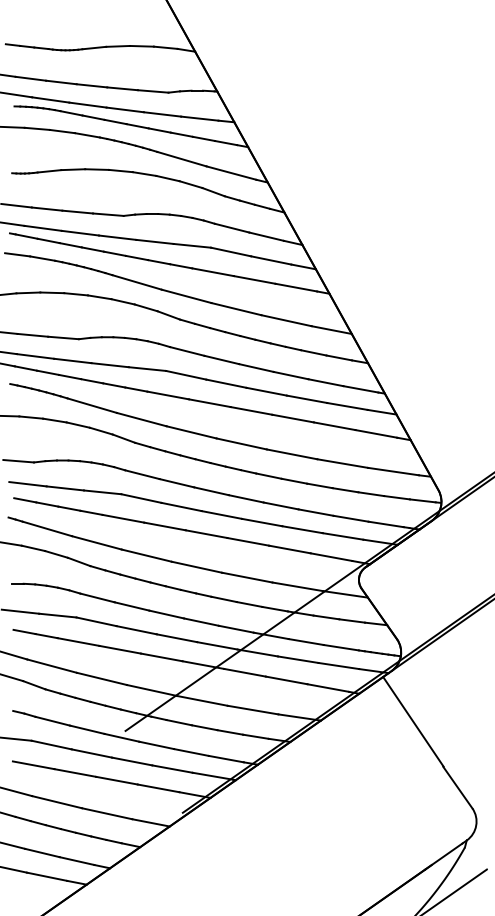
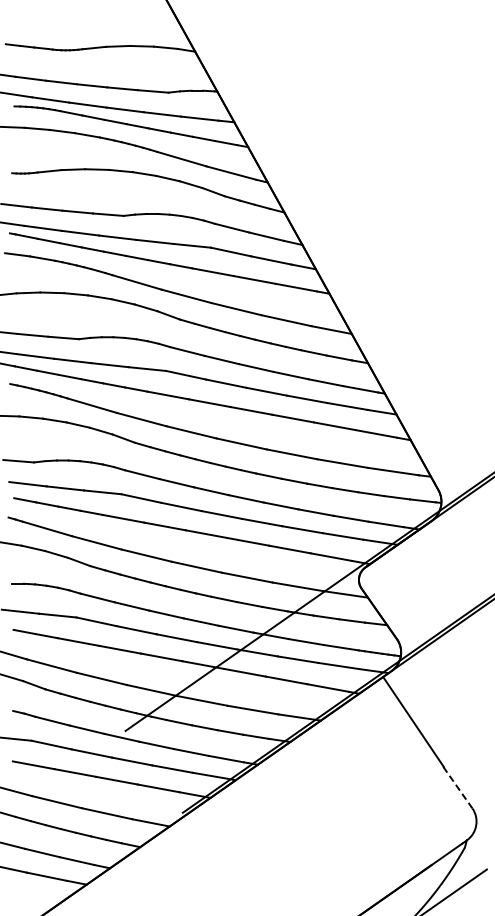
line: solid -> dashed (458, 788)
